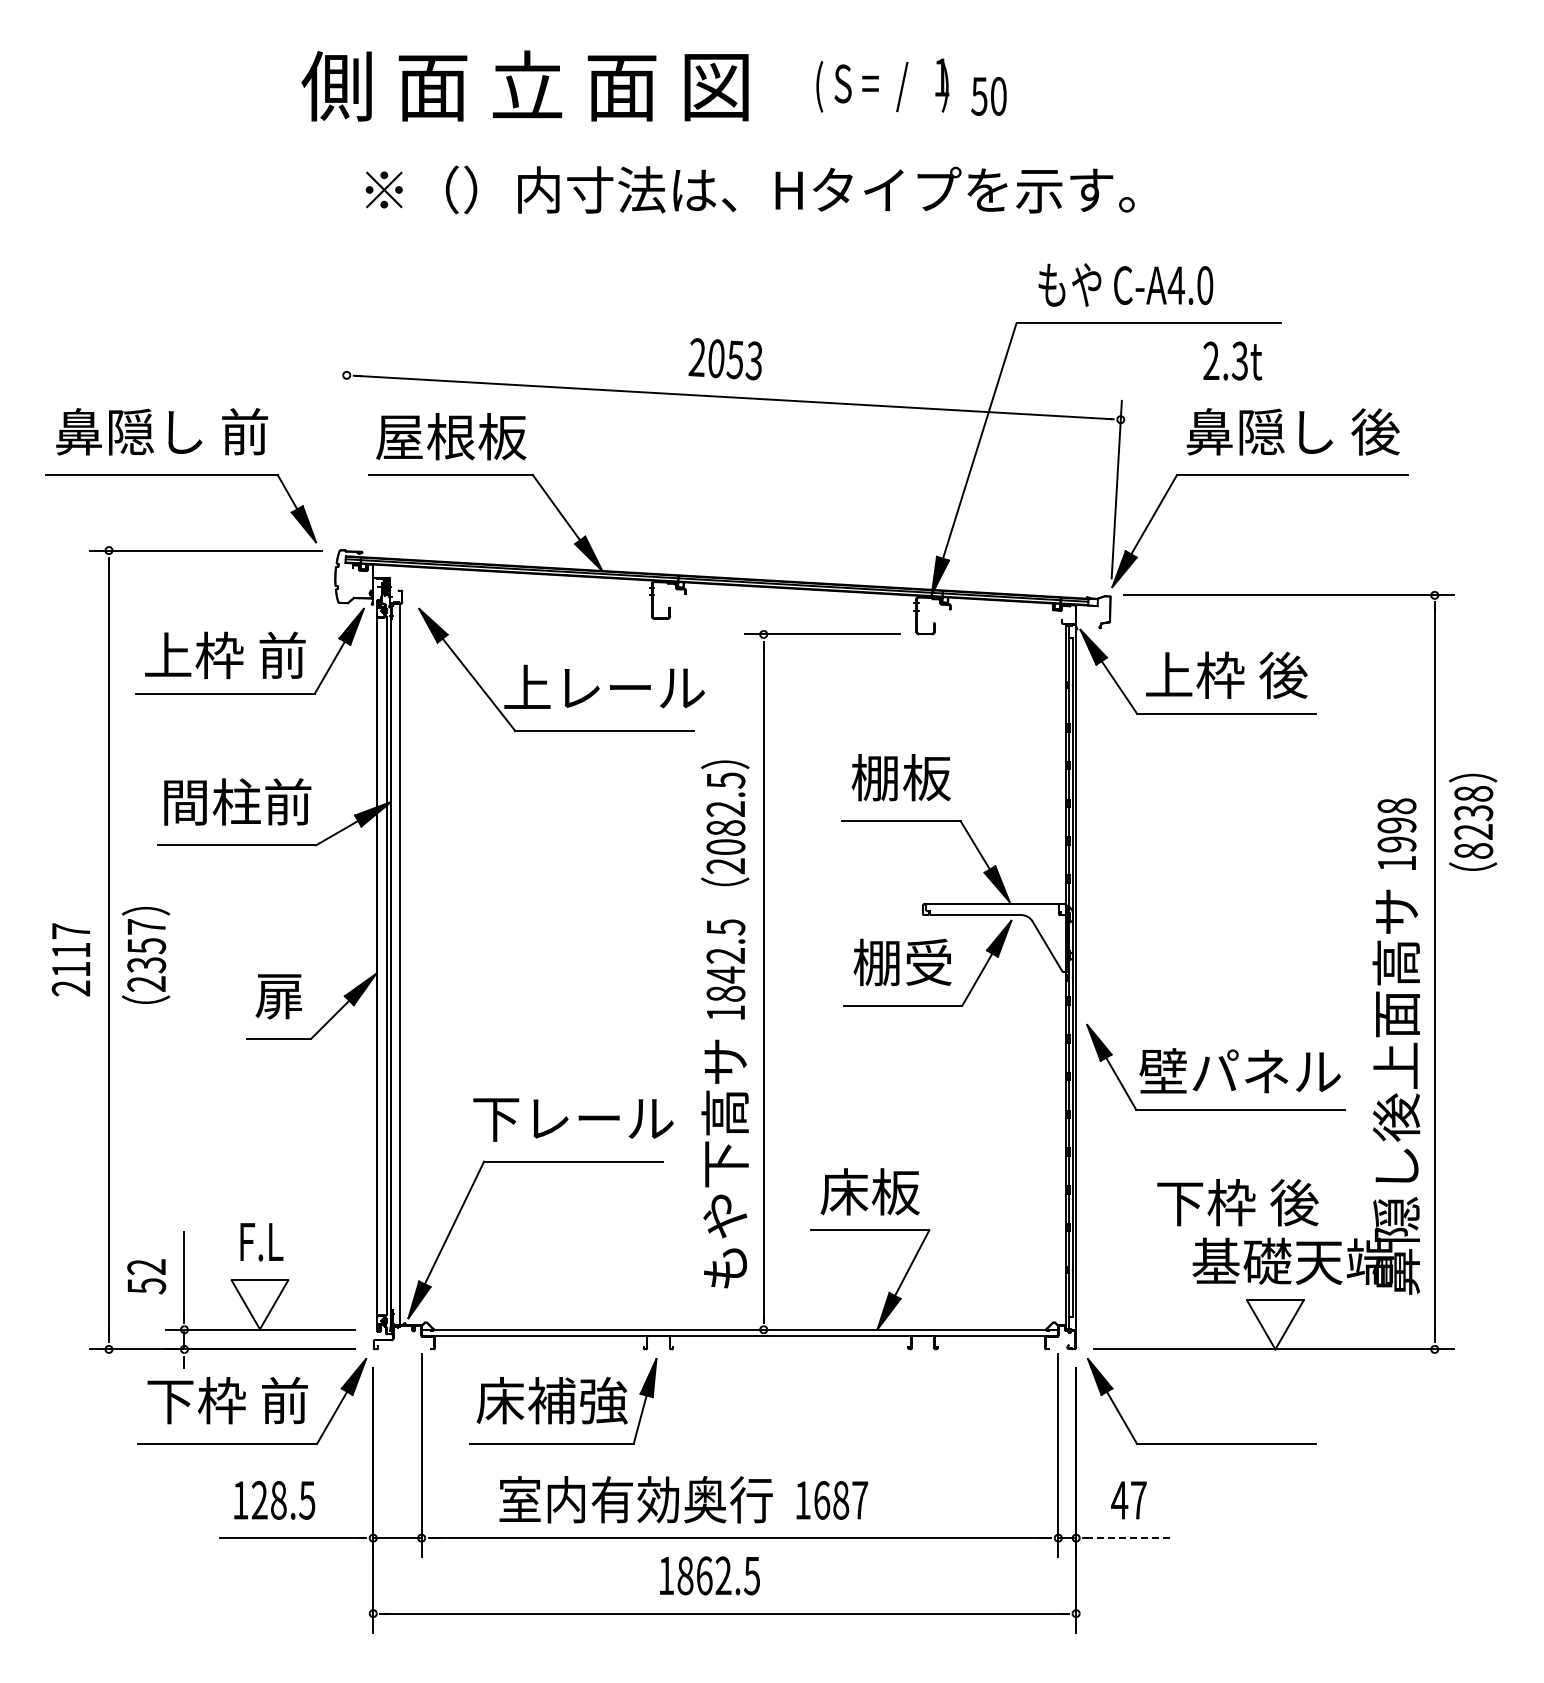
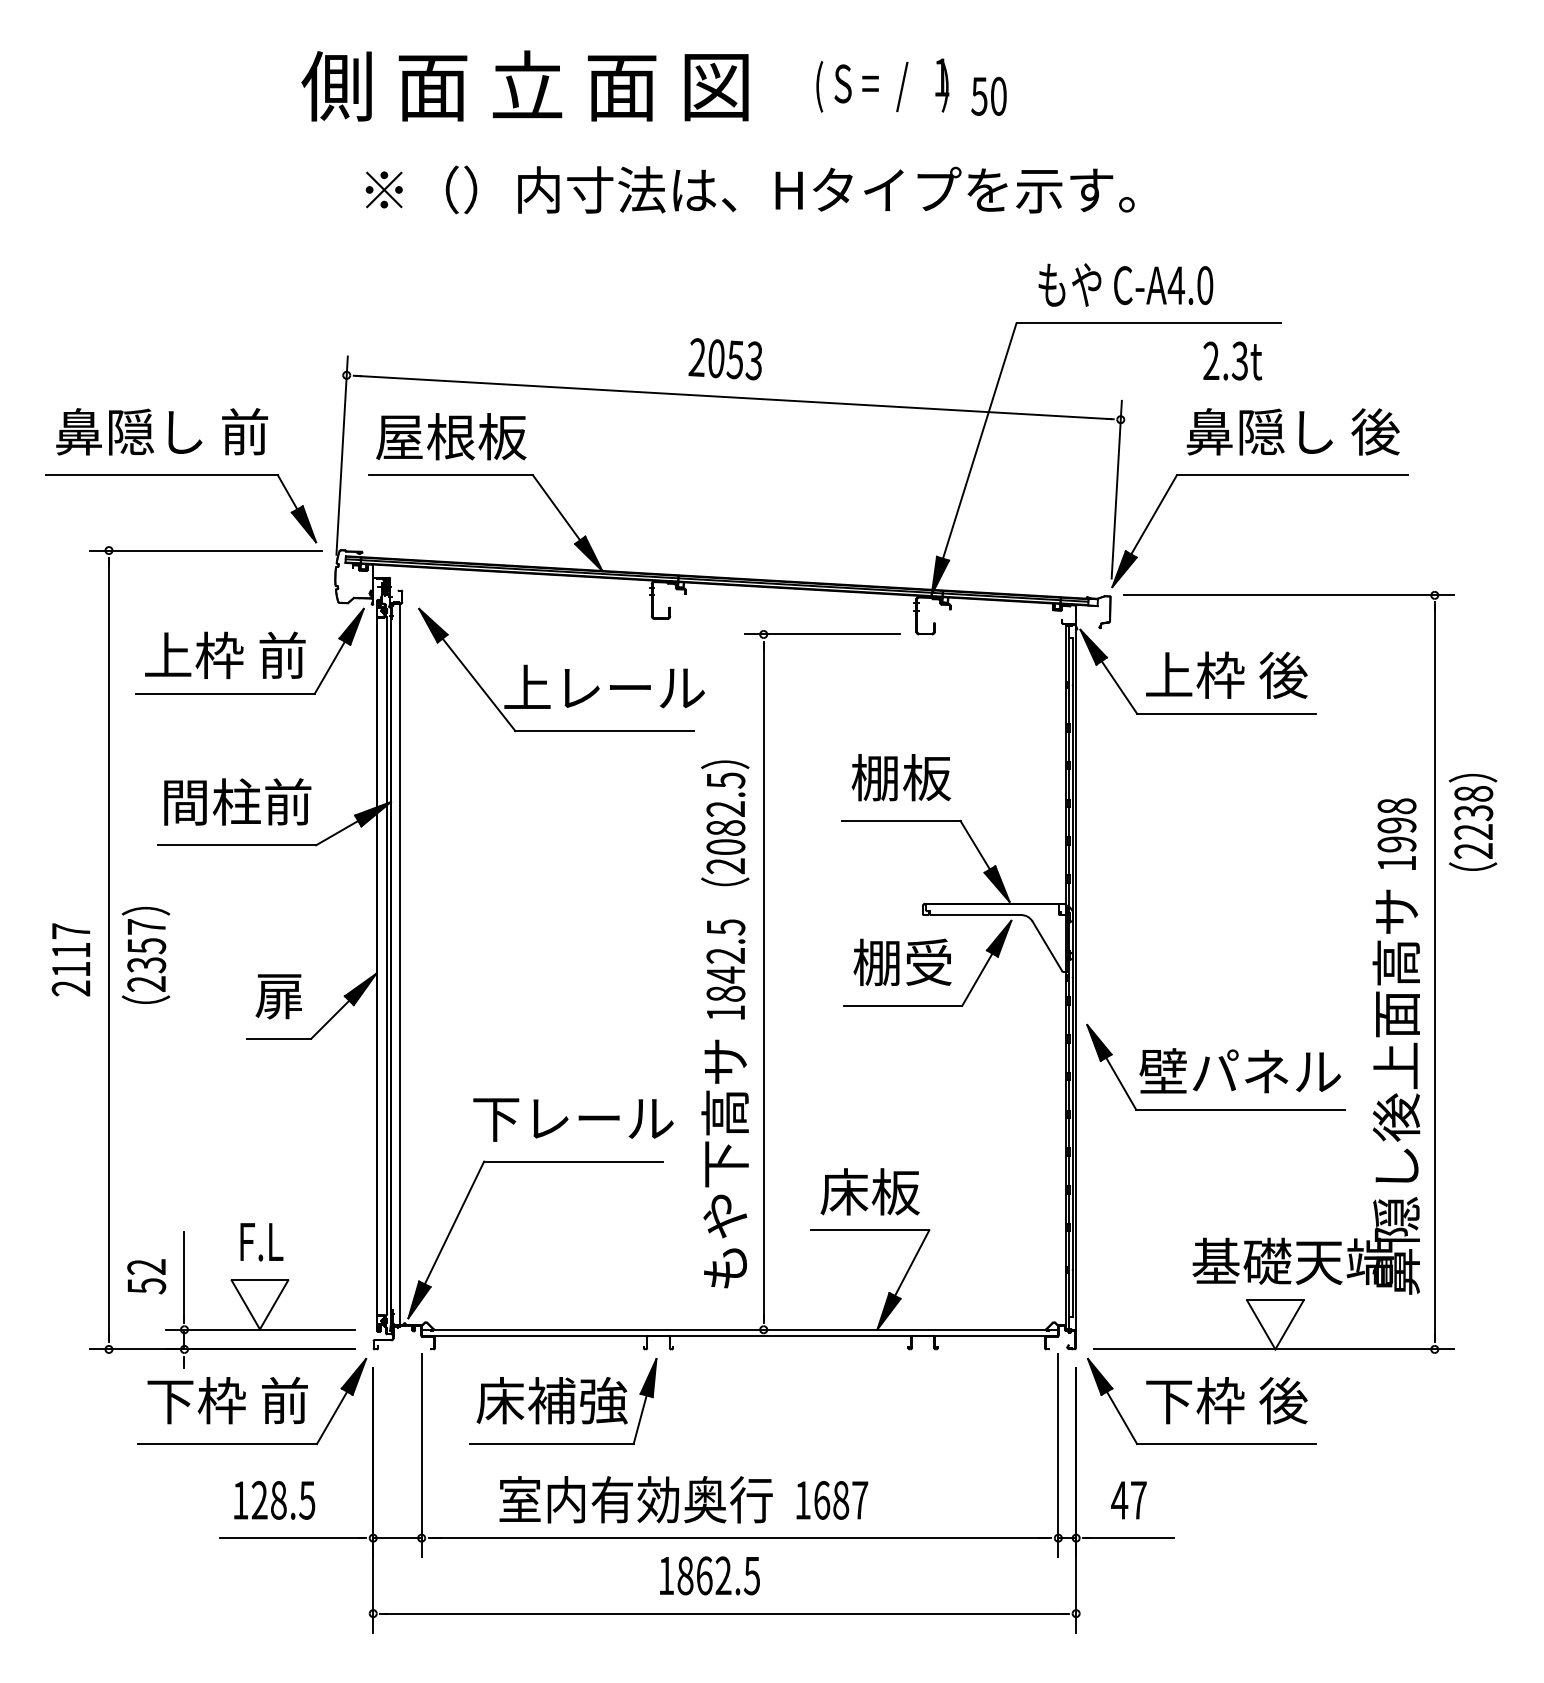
line: none -> present (341, 455)
text: 8238 -> 2238 (1473, 850)
text position: (1237, 1202) -> (1226, 1400) (1226, 1400)
line: dashed -> solid (1129, 1538)
